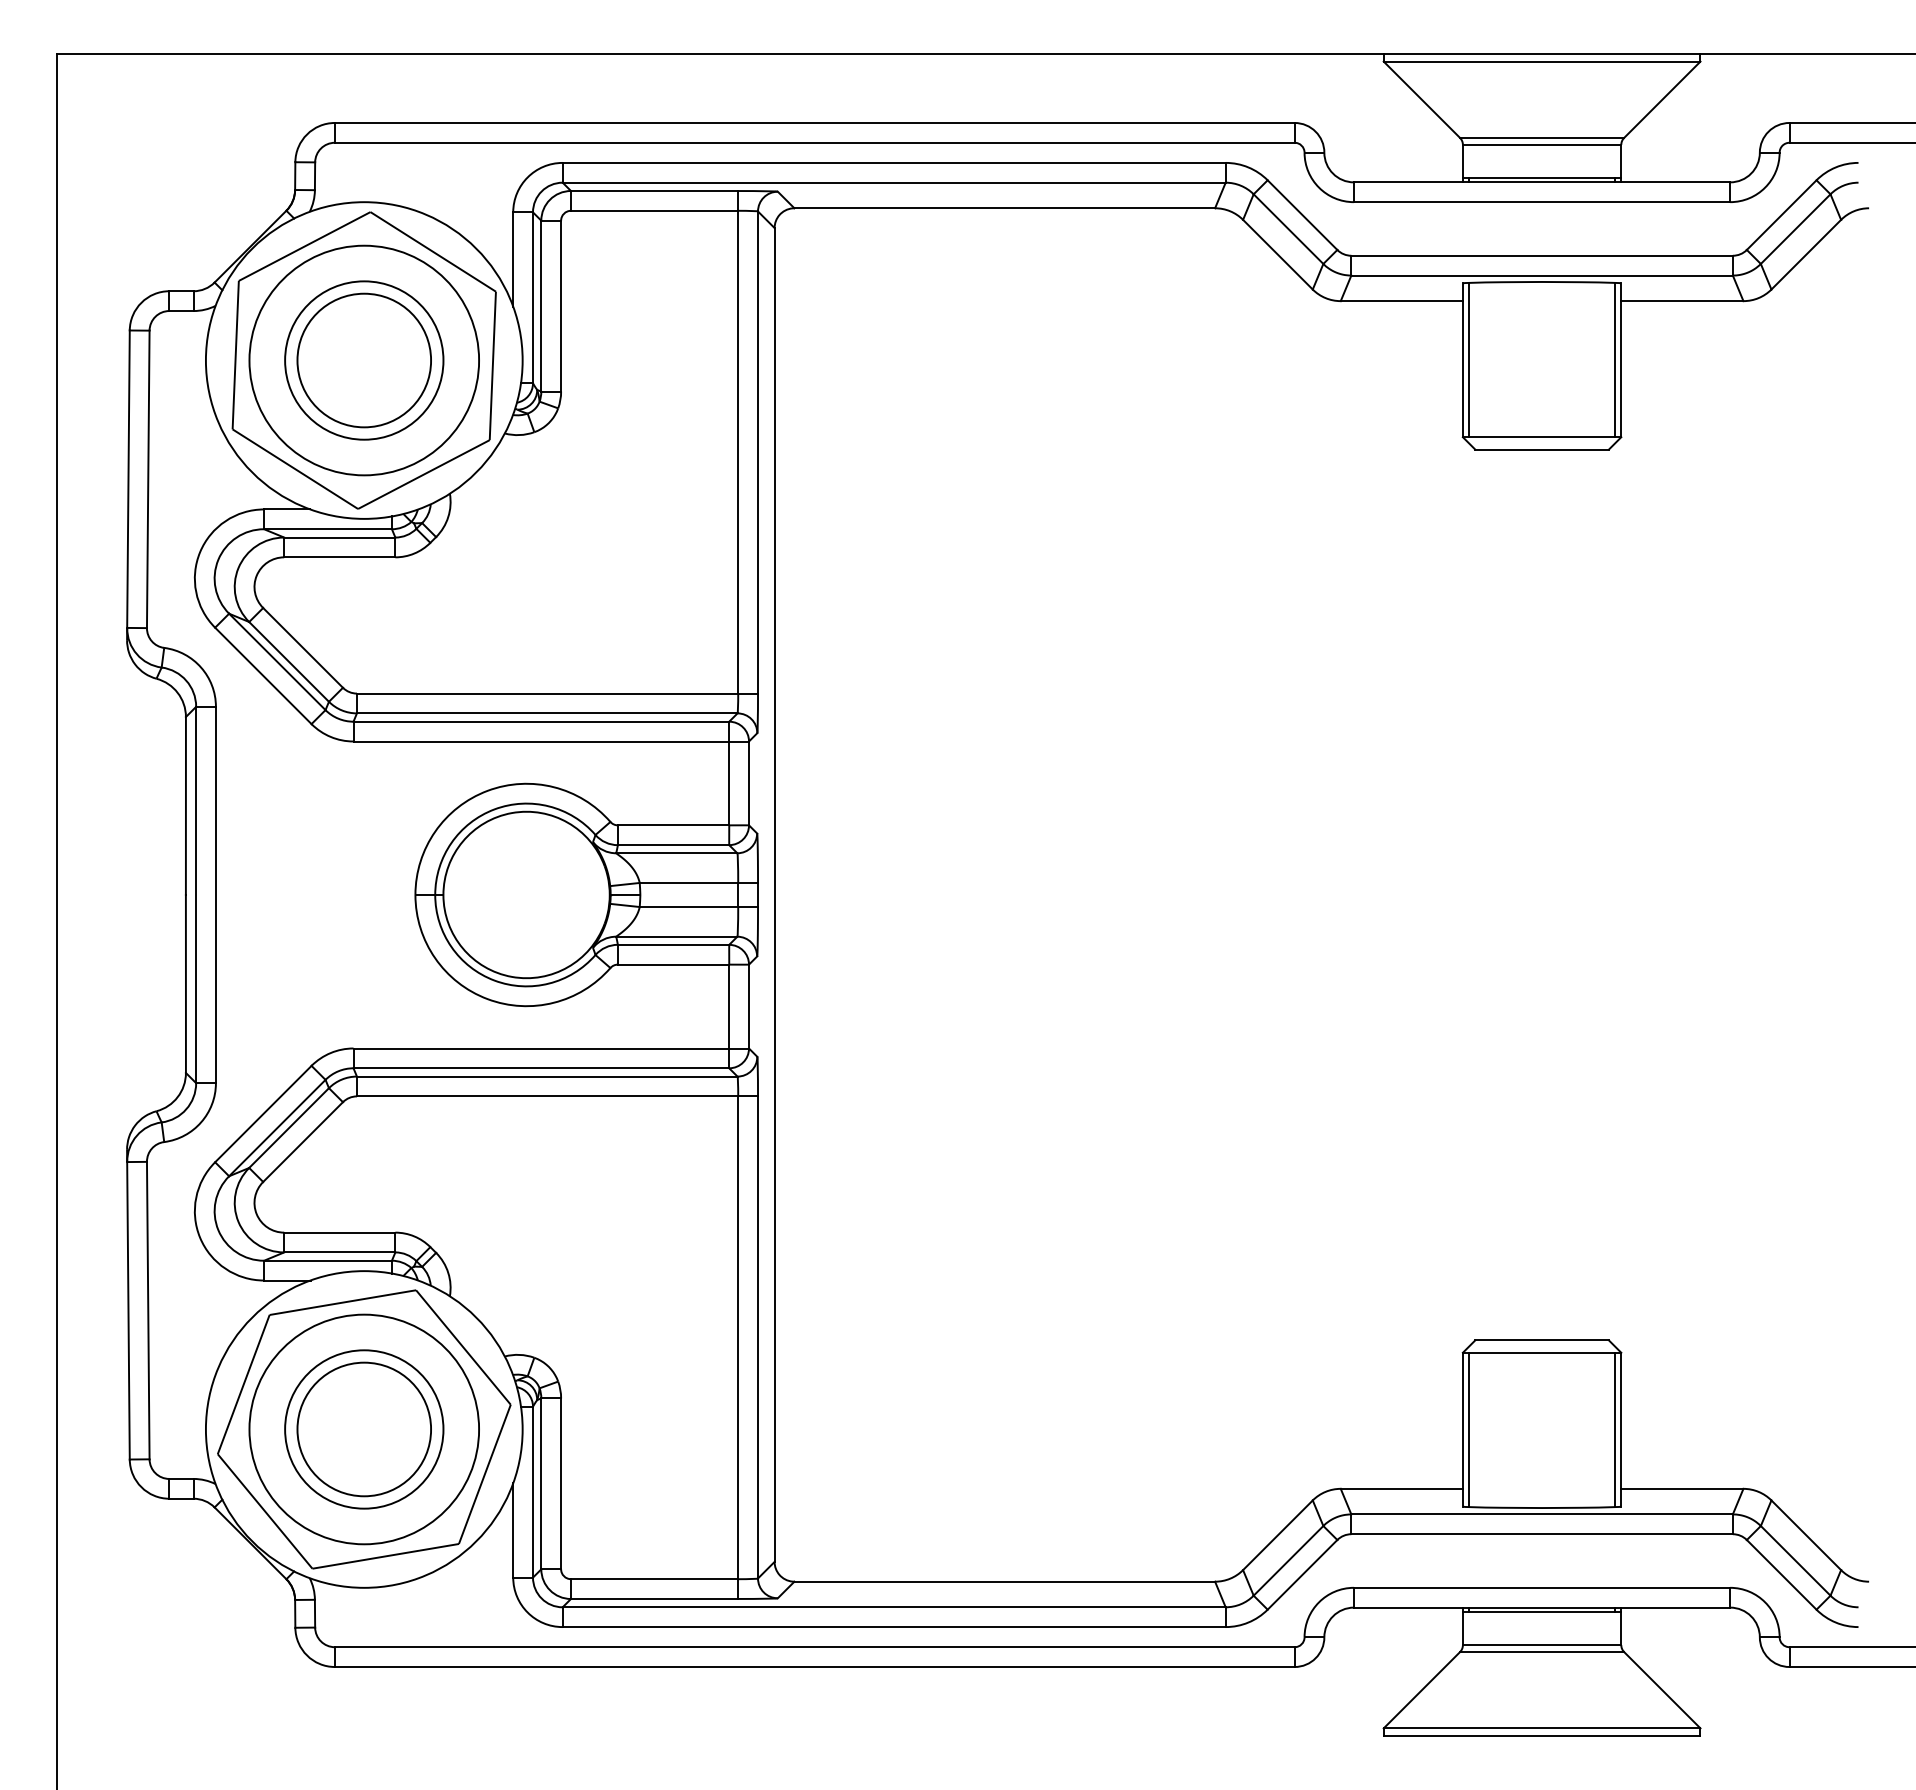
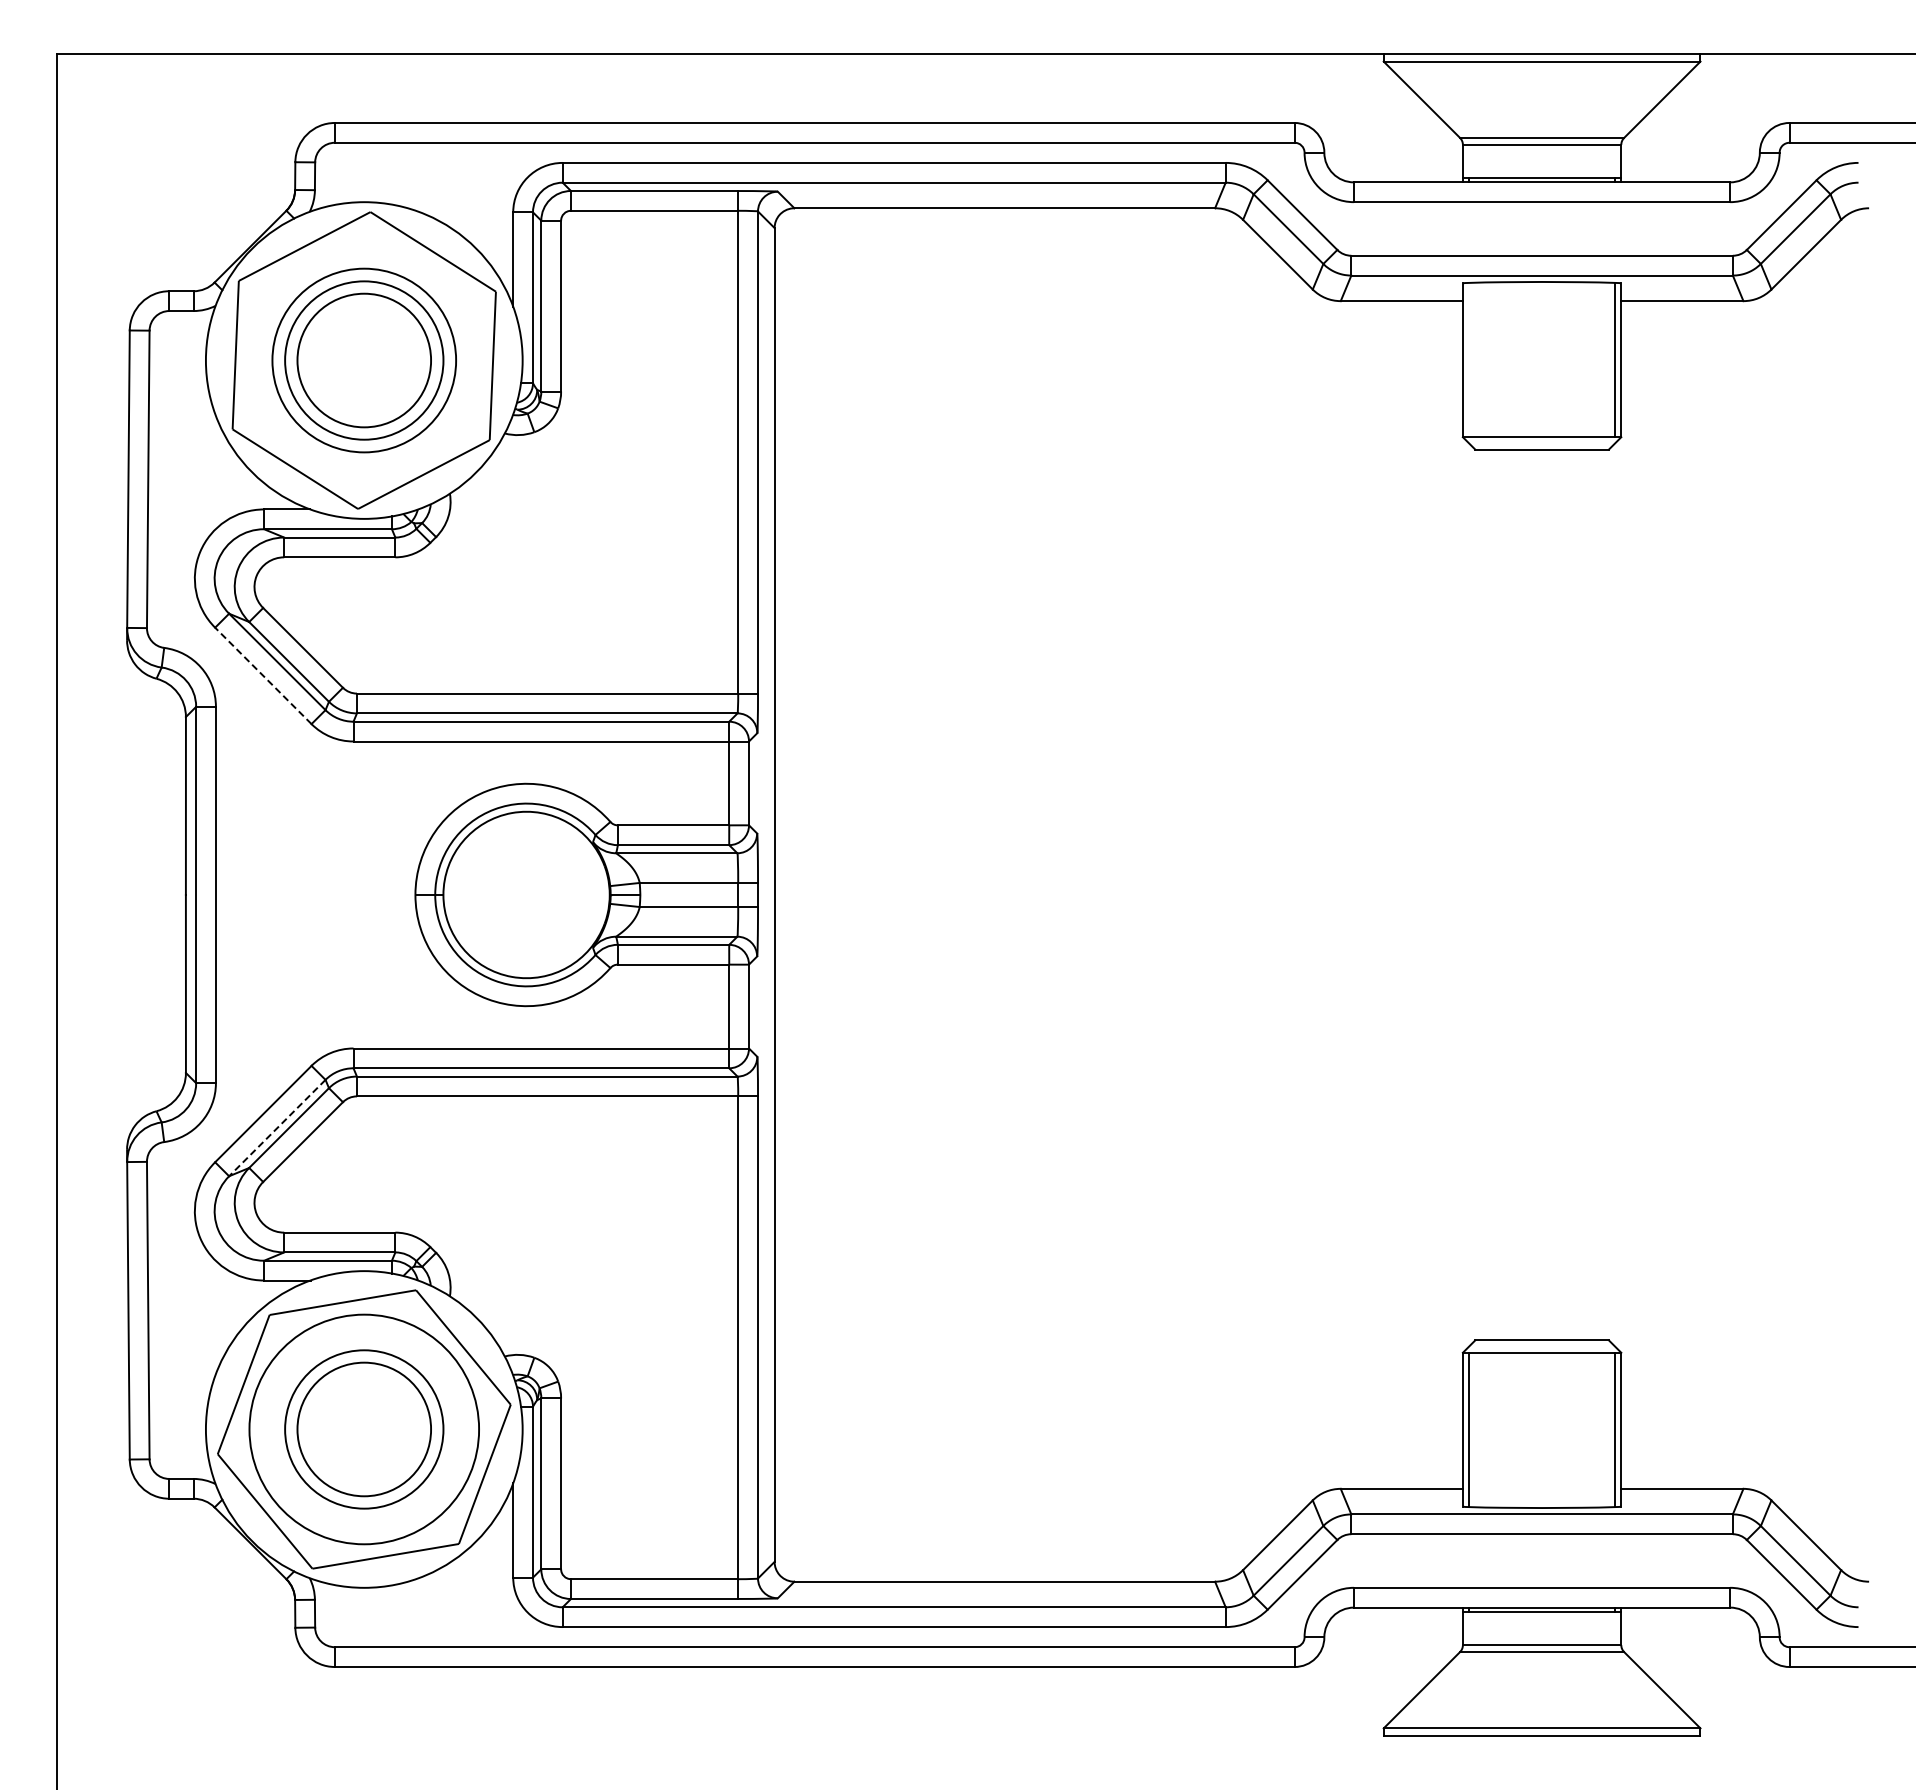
circle diameter: 230 px -> 184 px (364, 360)
line: present -> none (1468, 360)
line: solid -> dashed (263, 675)
line: solid -> dashed (277, 1128)
